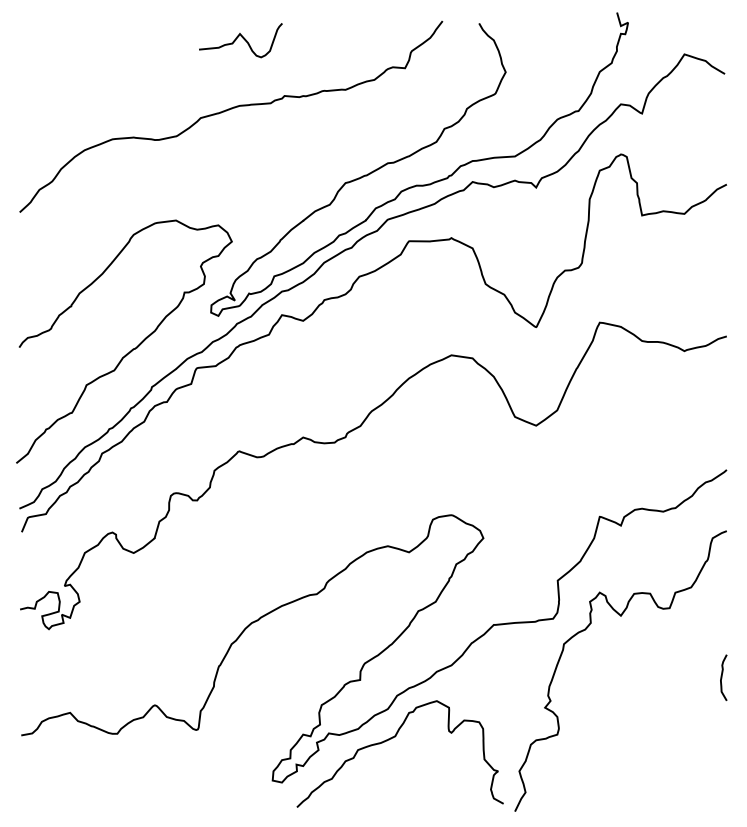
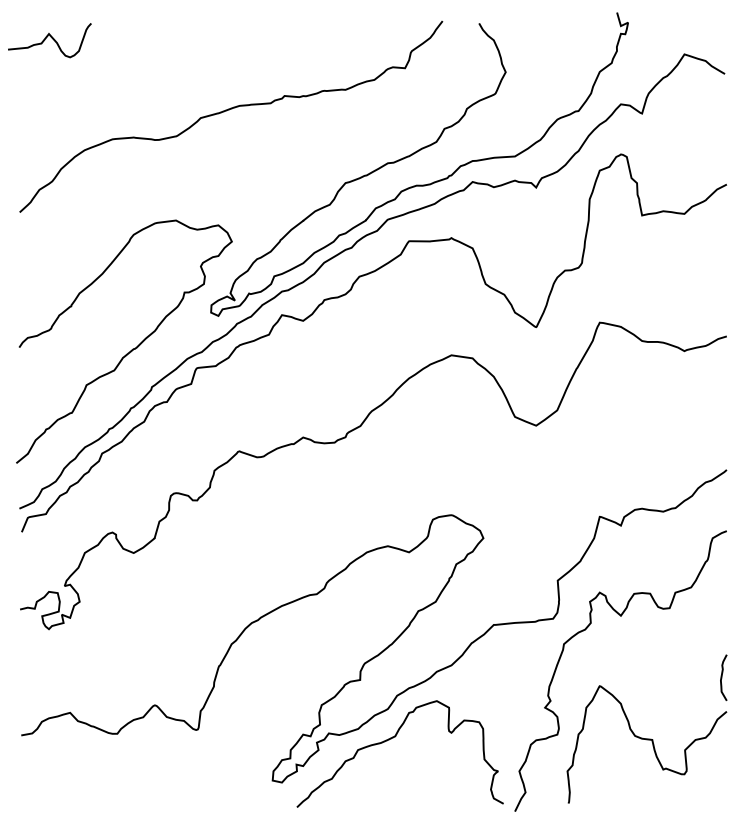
curve position: (242, 38) -> (51, 38) (51, 38)
curve: none -> present (646, 740)
